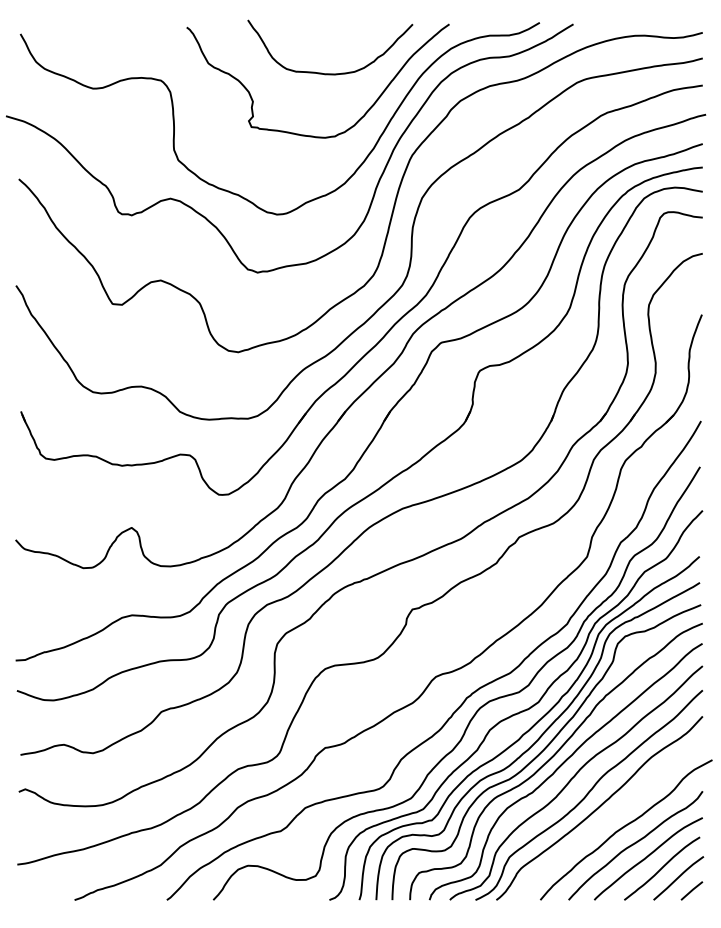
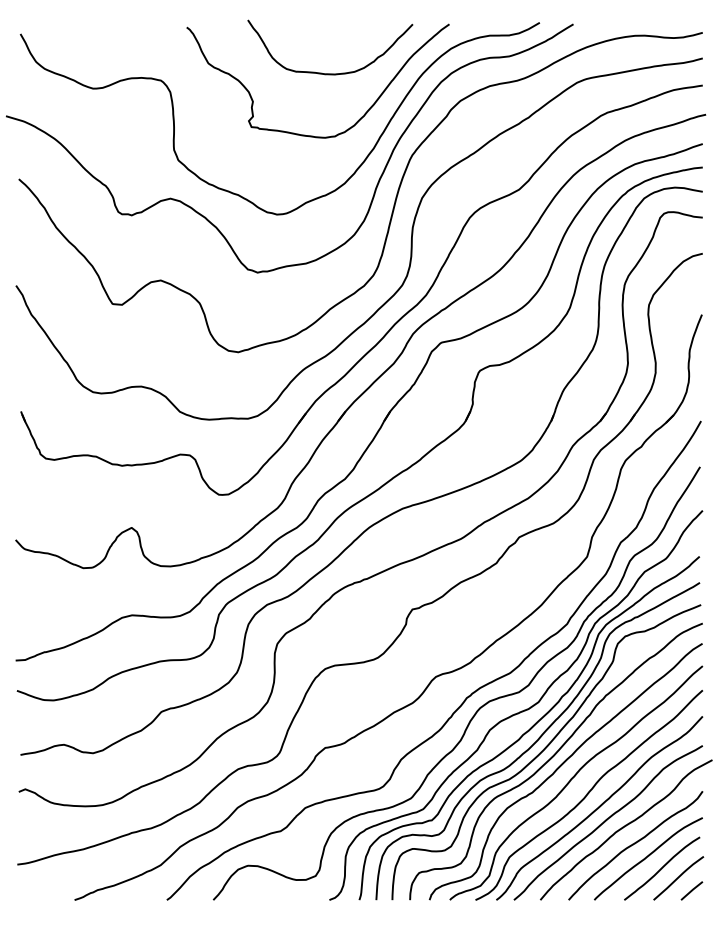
curve: none -> present (606, 821)
